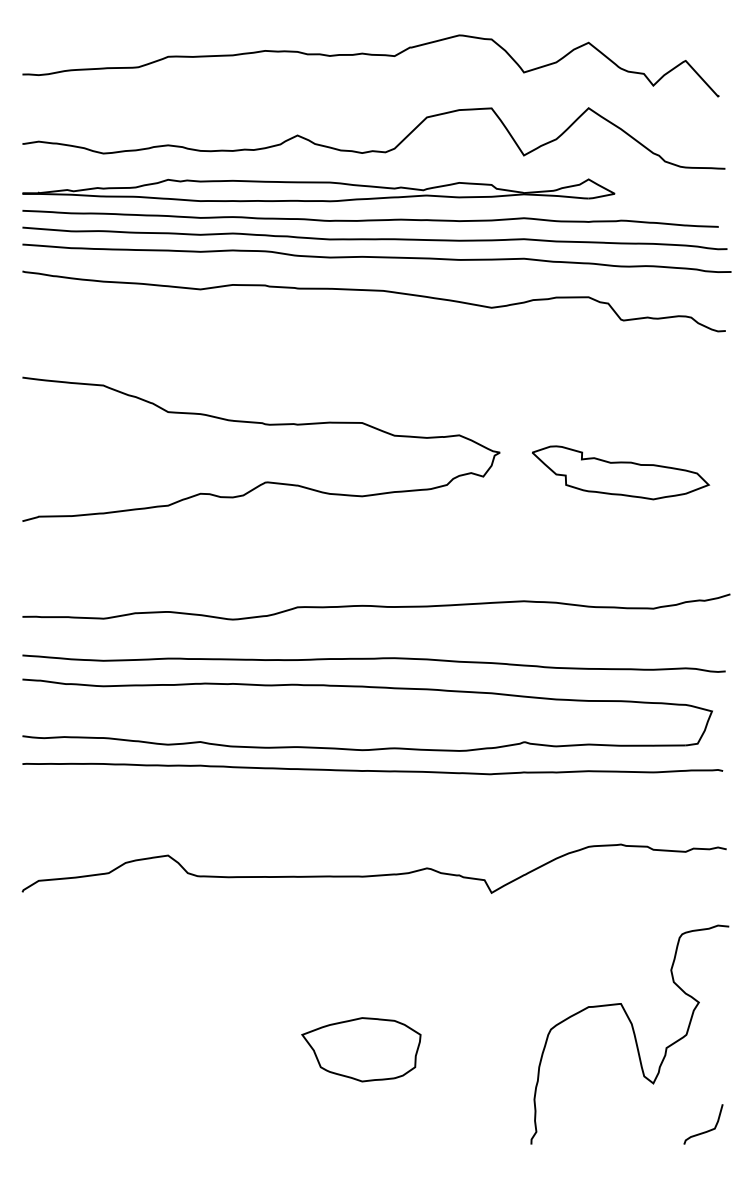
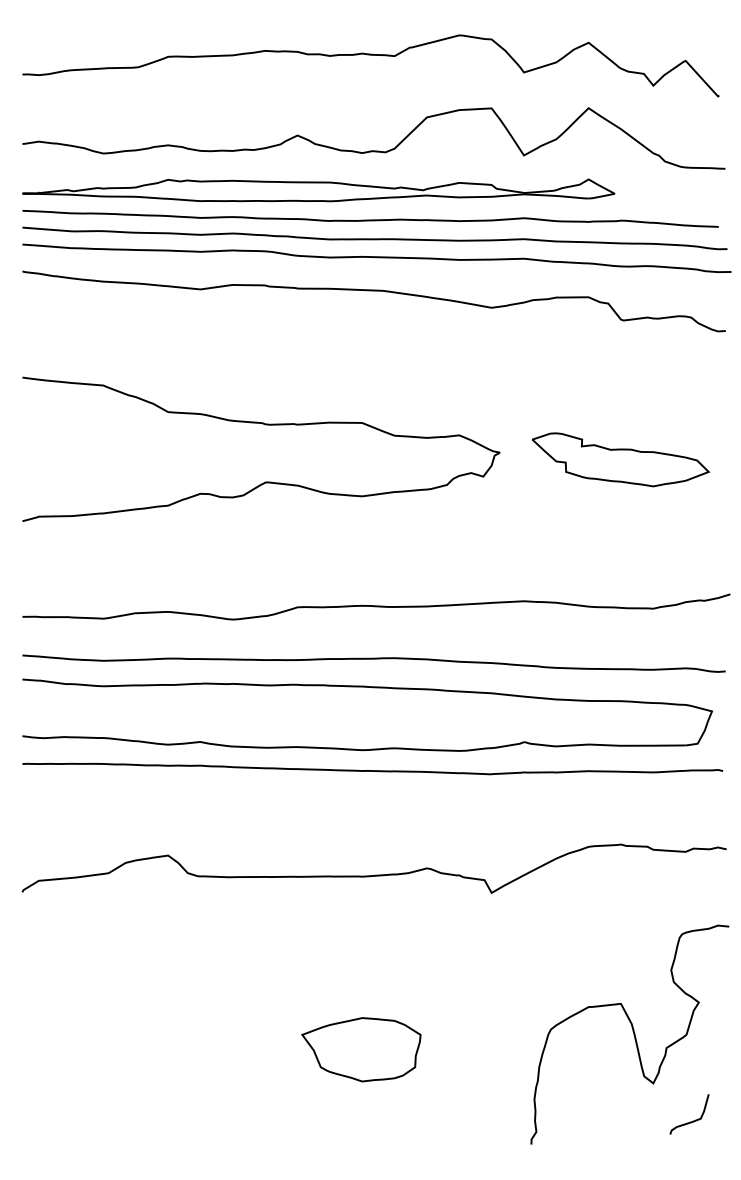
part position: (621, 472) -> (621, 459) (621, 459)
curve position: (704, 1131) -> (690, 1121) (690, 1121)
